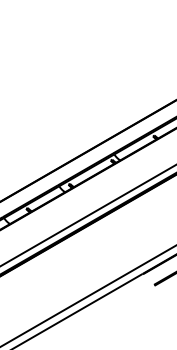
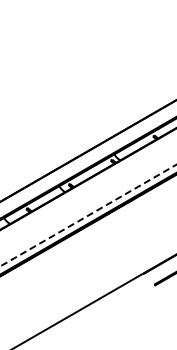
line: solid -> dashed (88, 215)
line: present -> none (87, 296)
